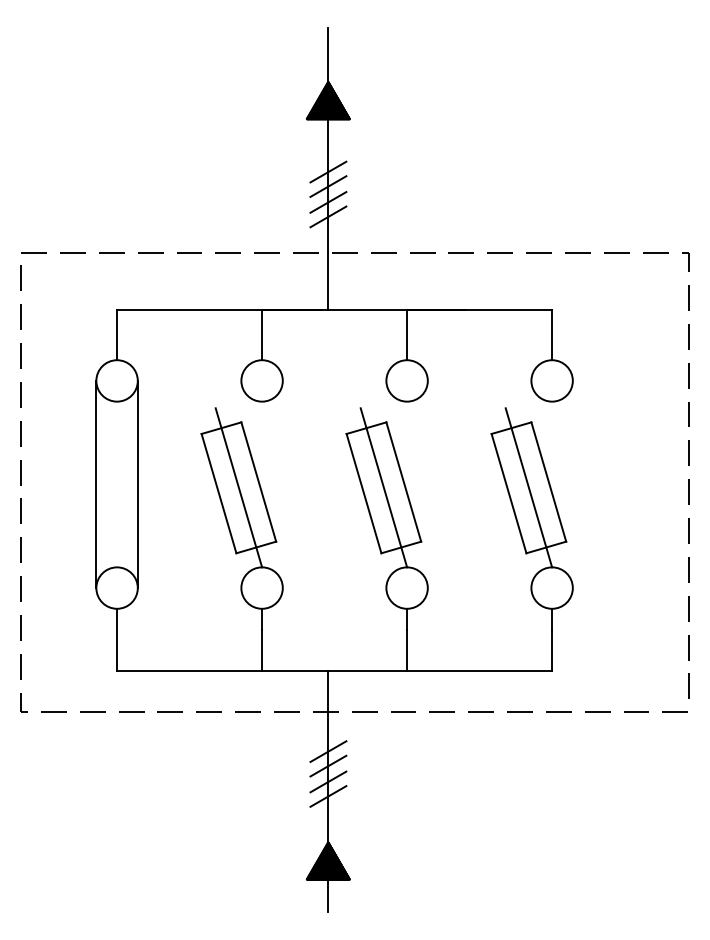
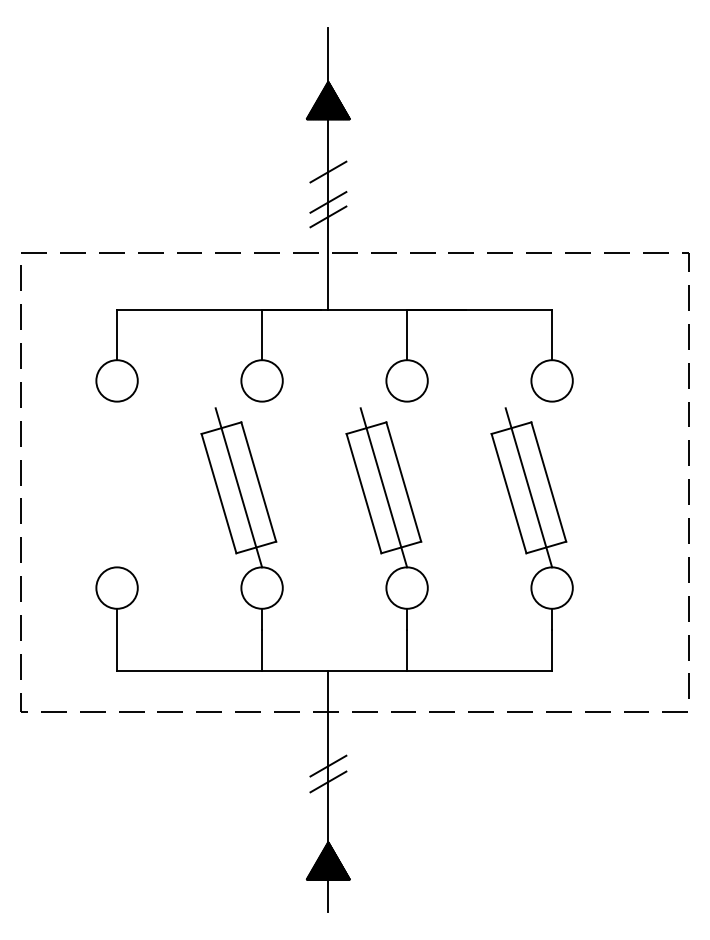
line: present -> none (328, 186)
line: present -> none (96, 484)
line: present -> none (137, 484)
line: present -> none (328, 751)
line: present -> none (328, 796)
